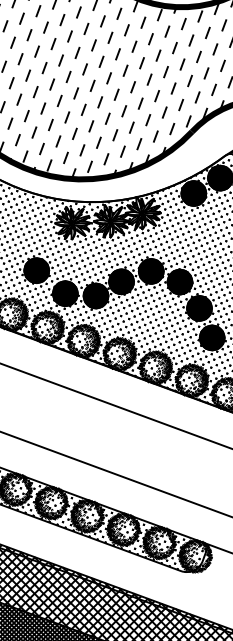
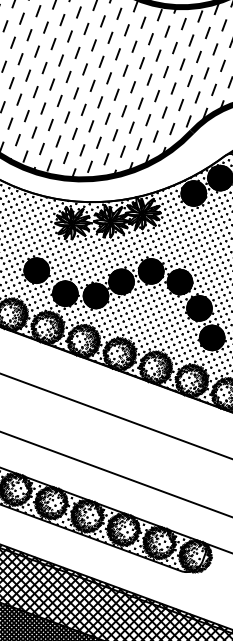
line position: (115, 405) -> (115, 416) (115, 416)
